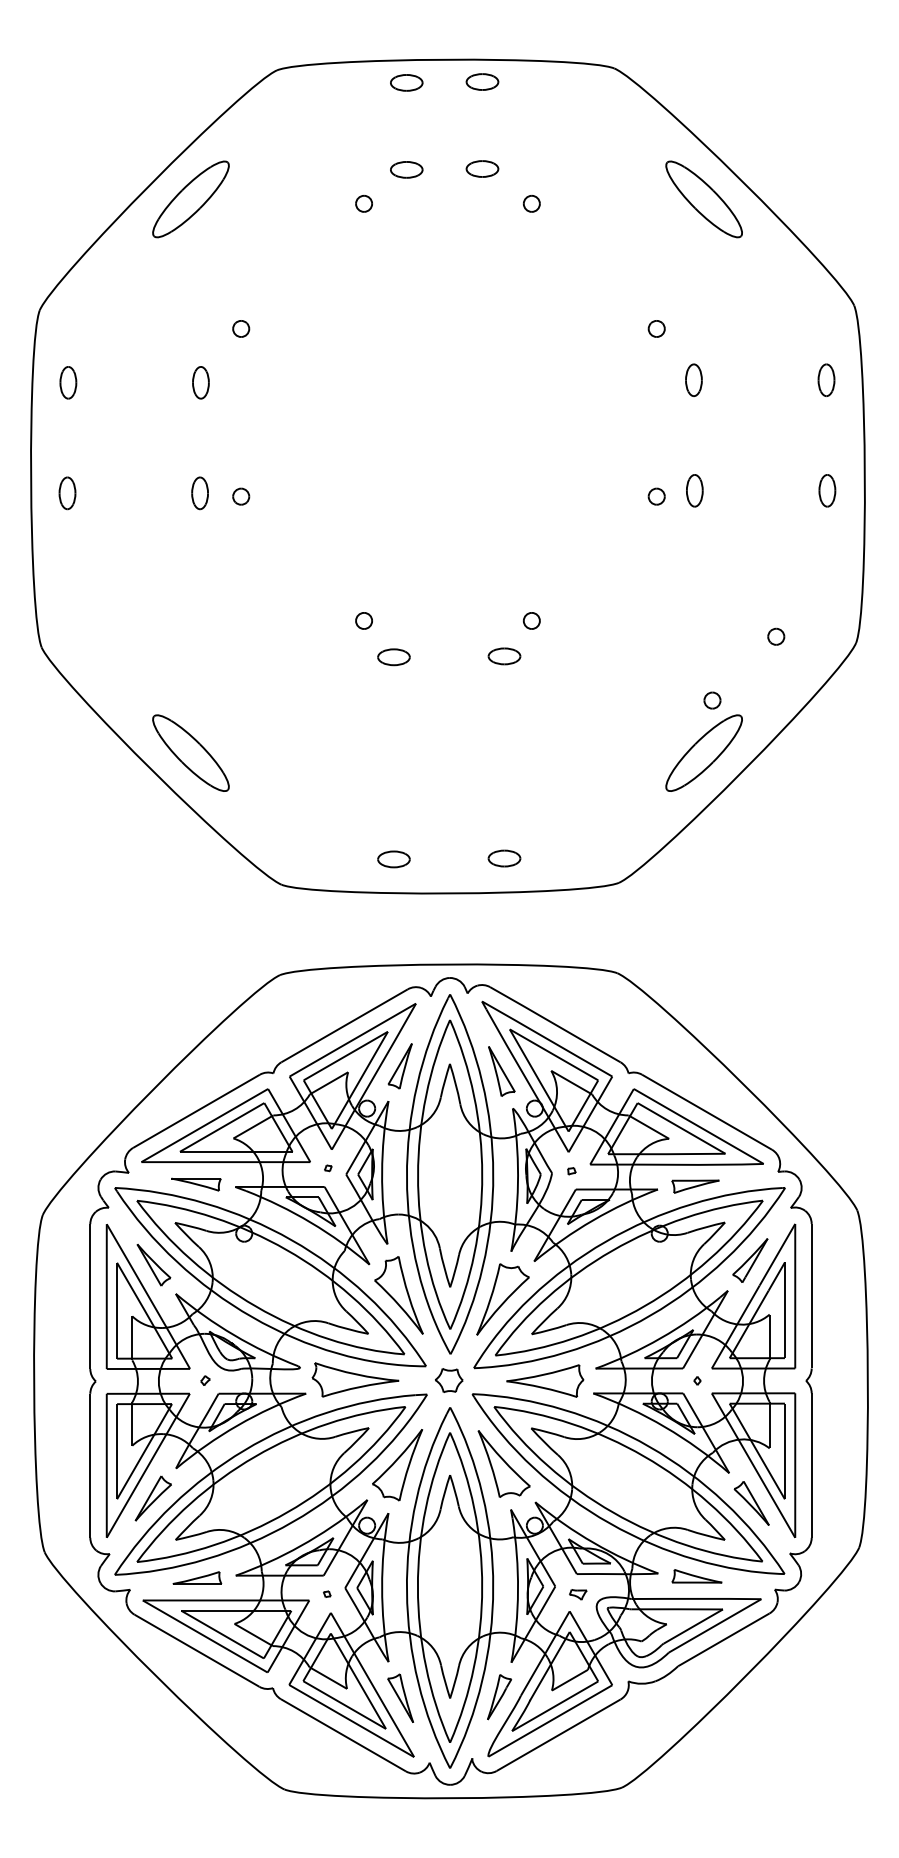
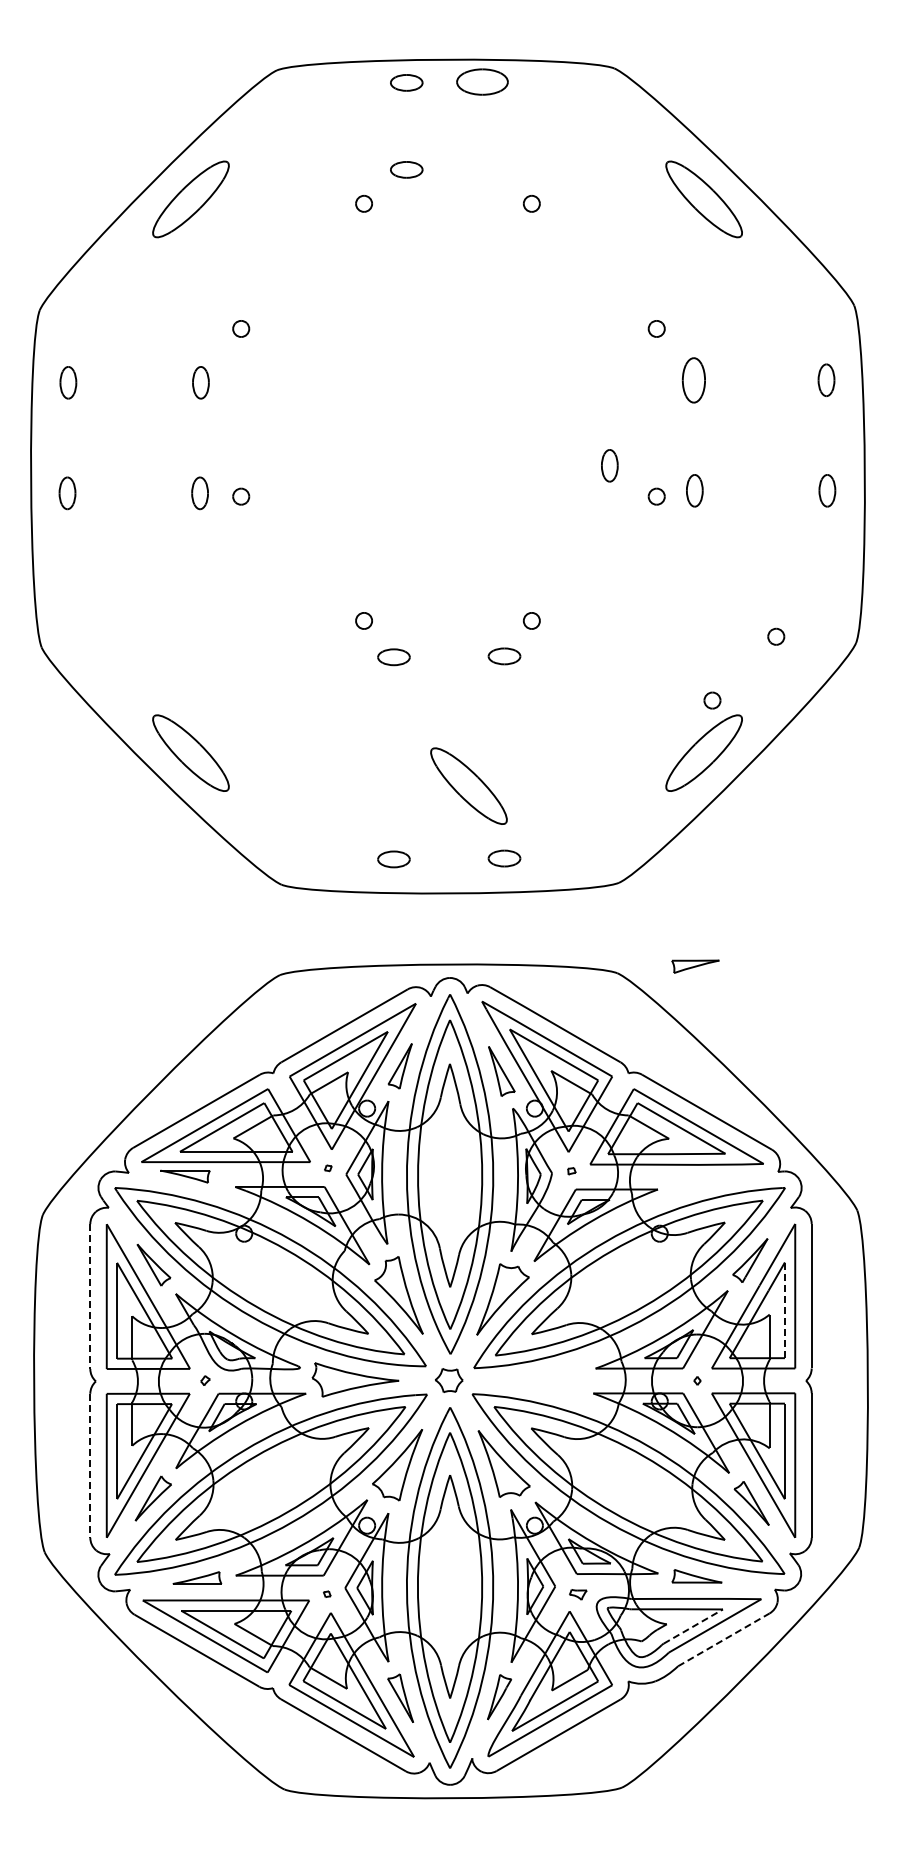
part size: 35x18 px -> 53x28 px (482, 81)
part: present -> none (482, 168)
part size: 18x34 px -> 25x47 px (693, 380)
part: none -> present (609, 465)
part: none -> present (468, 785)
part position: (196, 1184) -> (185, 1176) (185, 1176)
part position: (695, 1186) -> (695, 966) (695, 966)
line: solid -> dashed (90, 1297)
line: solid -> dashed (784, 1310)
part: present -> none (545, 1380)
line: solid -> dashed (90, 1465)
line: solid -> dashed (693, 1626)
line: solid -> dashed (723, 1639)
